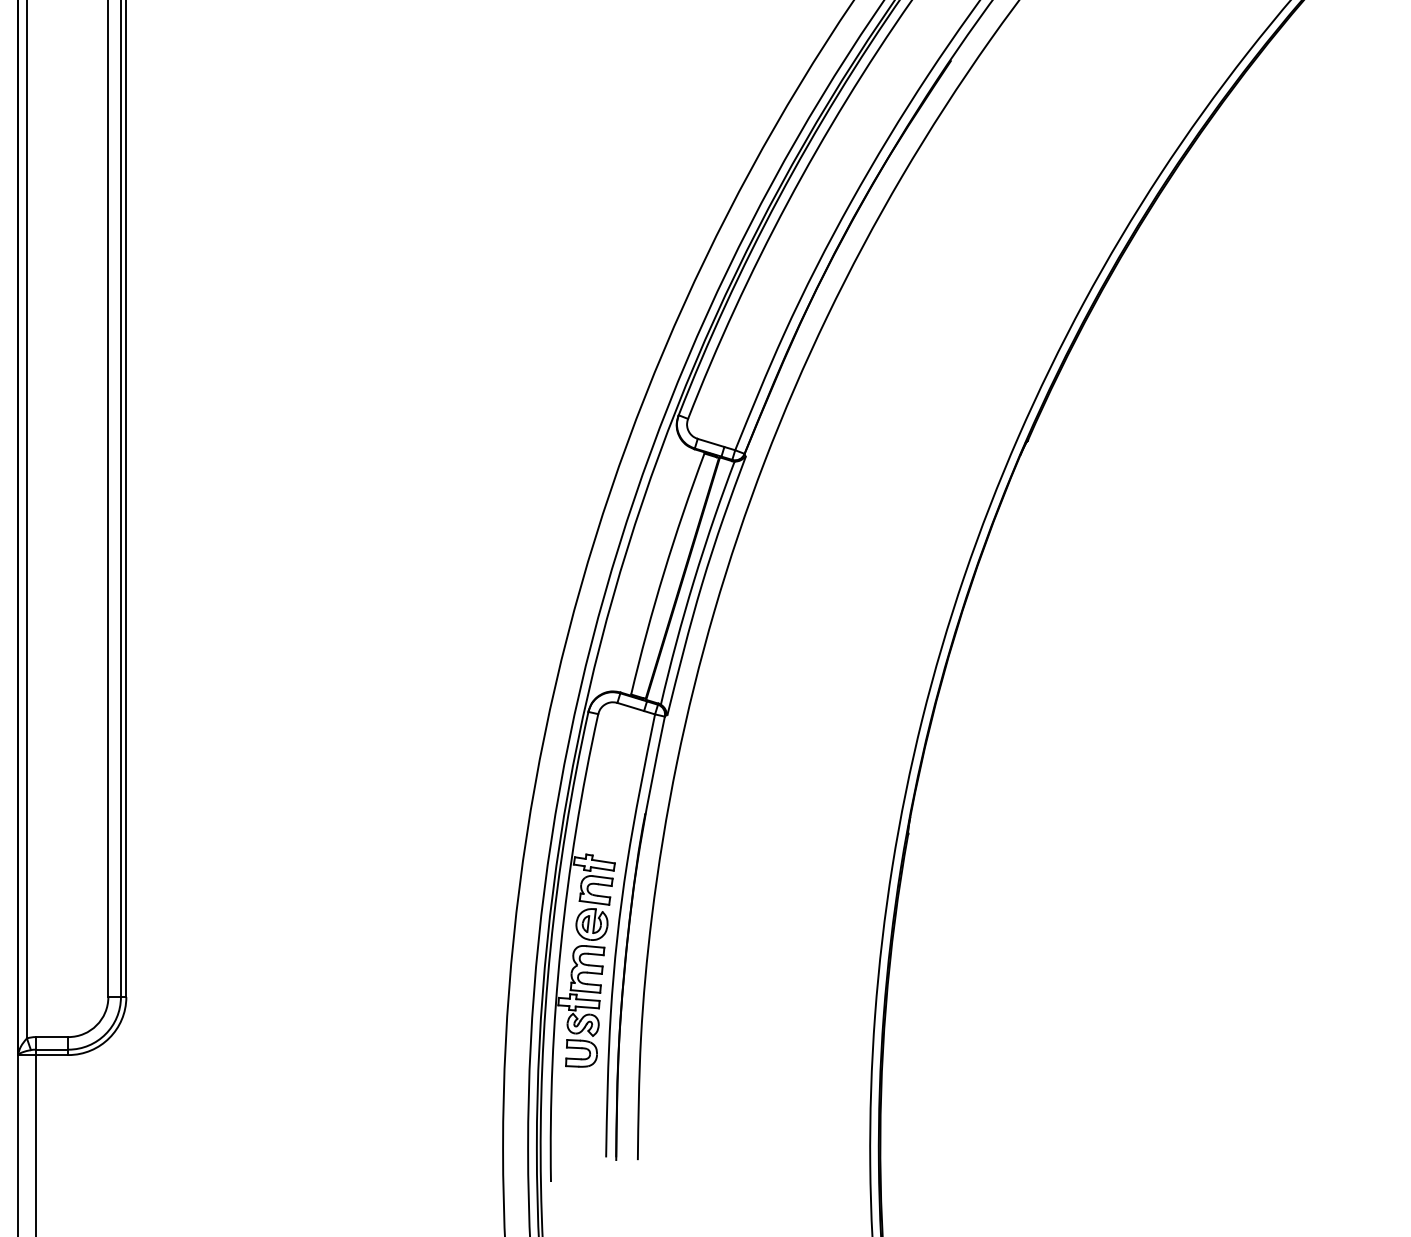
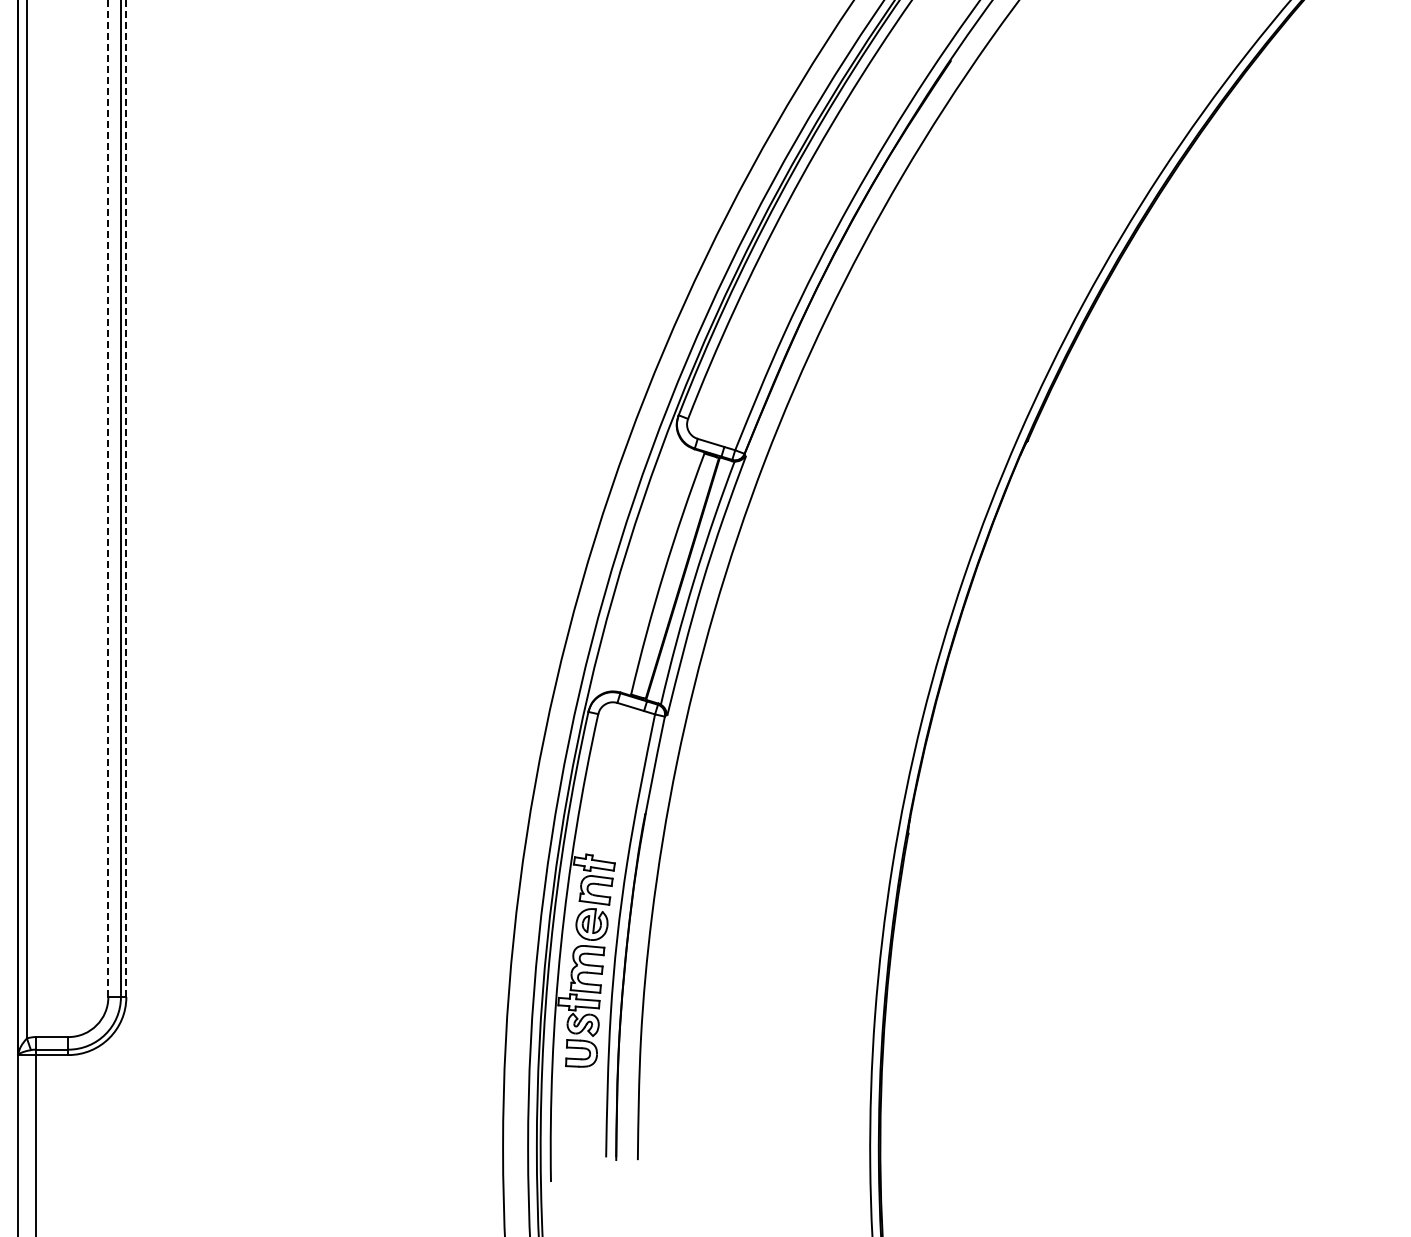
line: solid -> dashed (108, 498)
line: solid -> dashed (126, 499)
